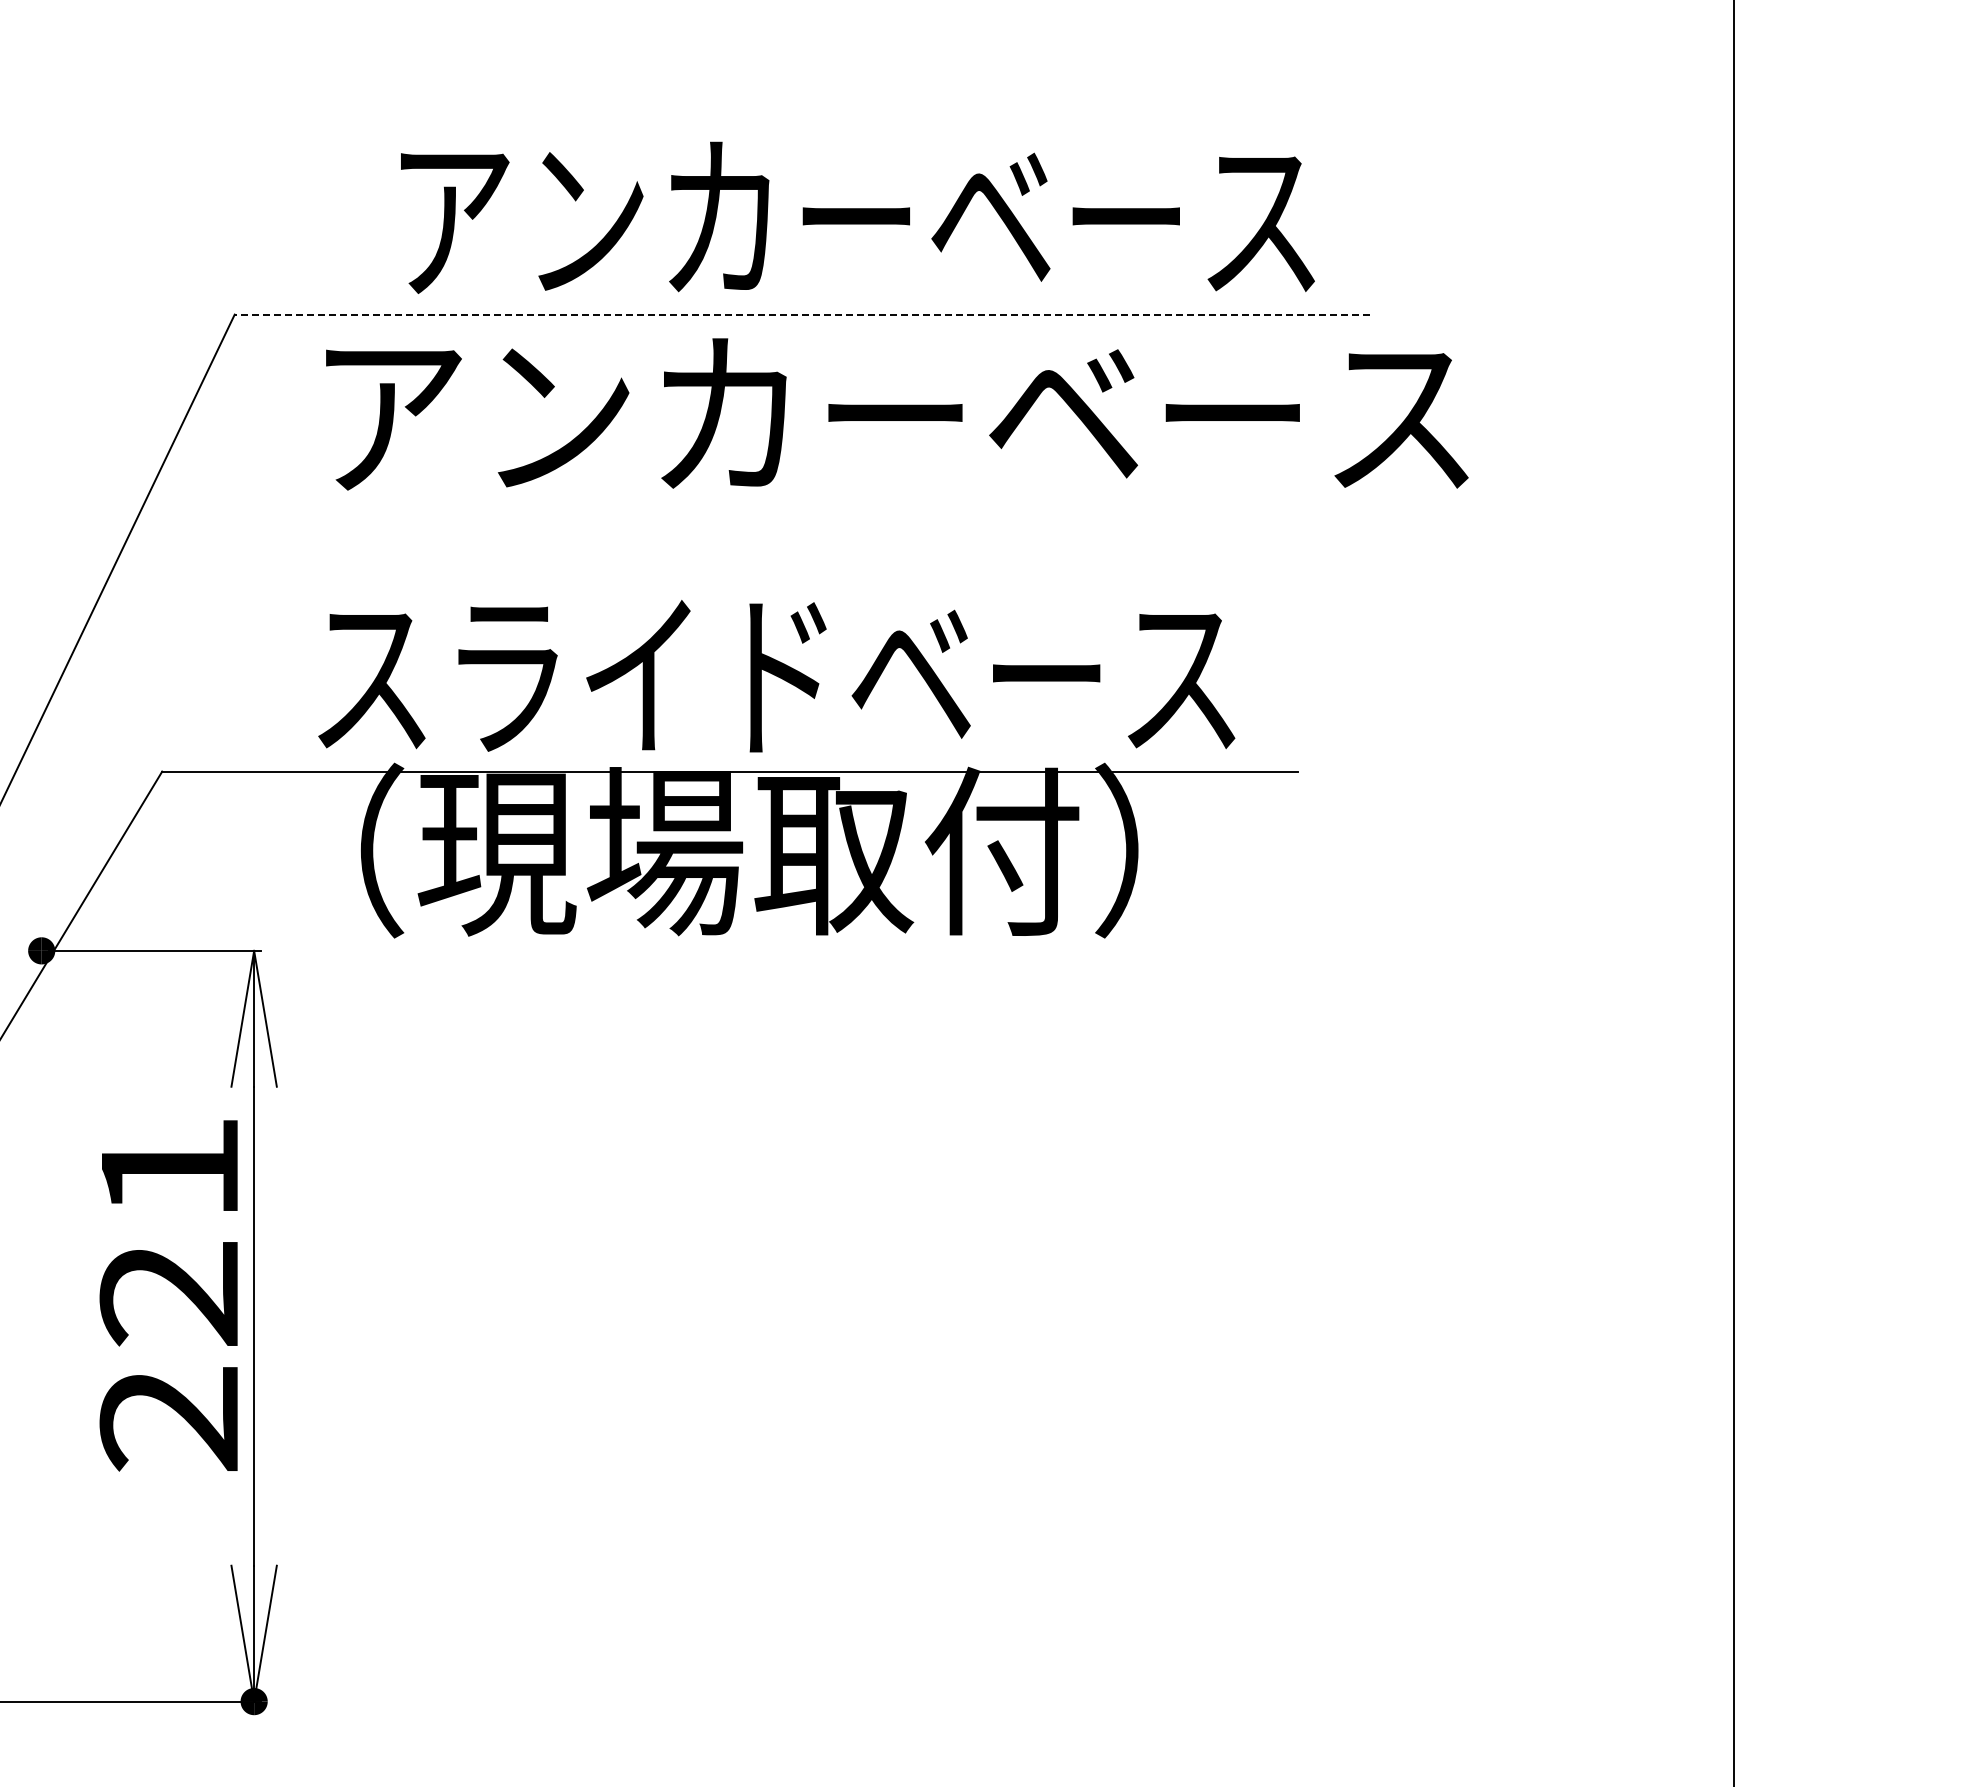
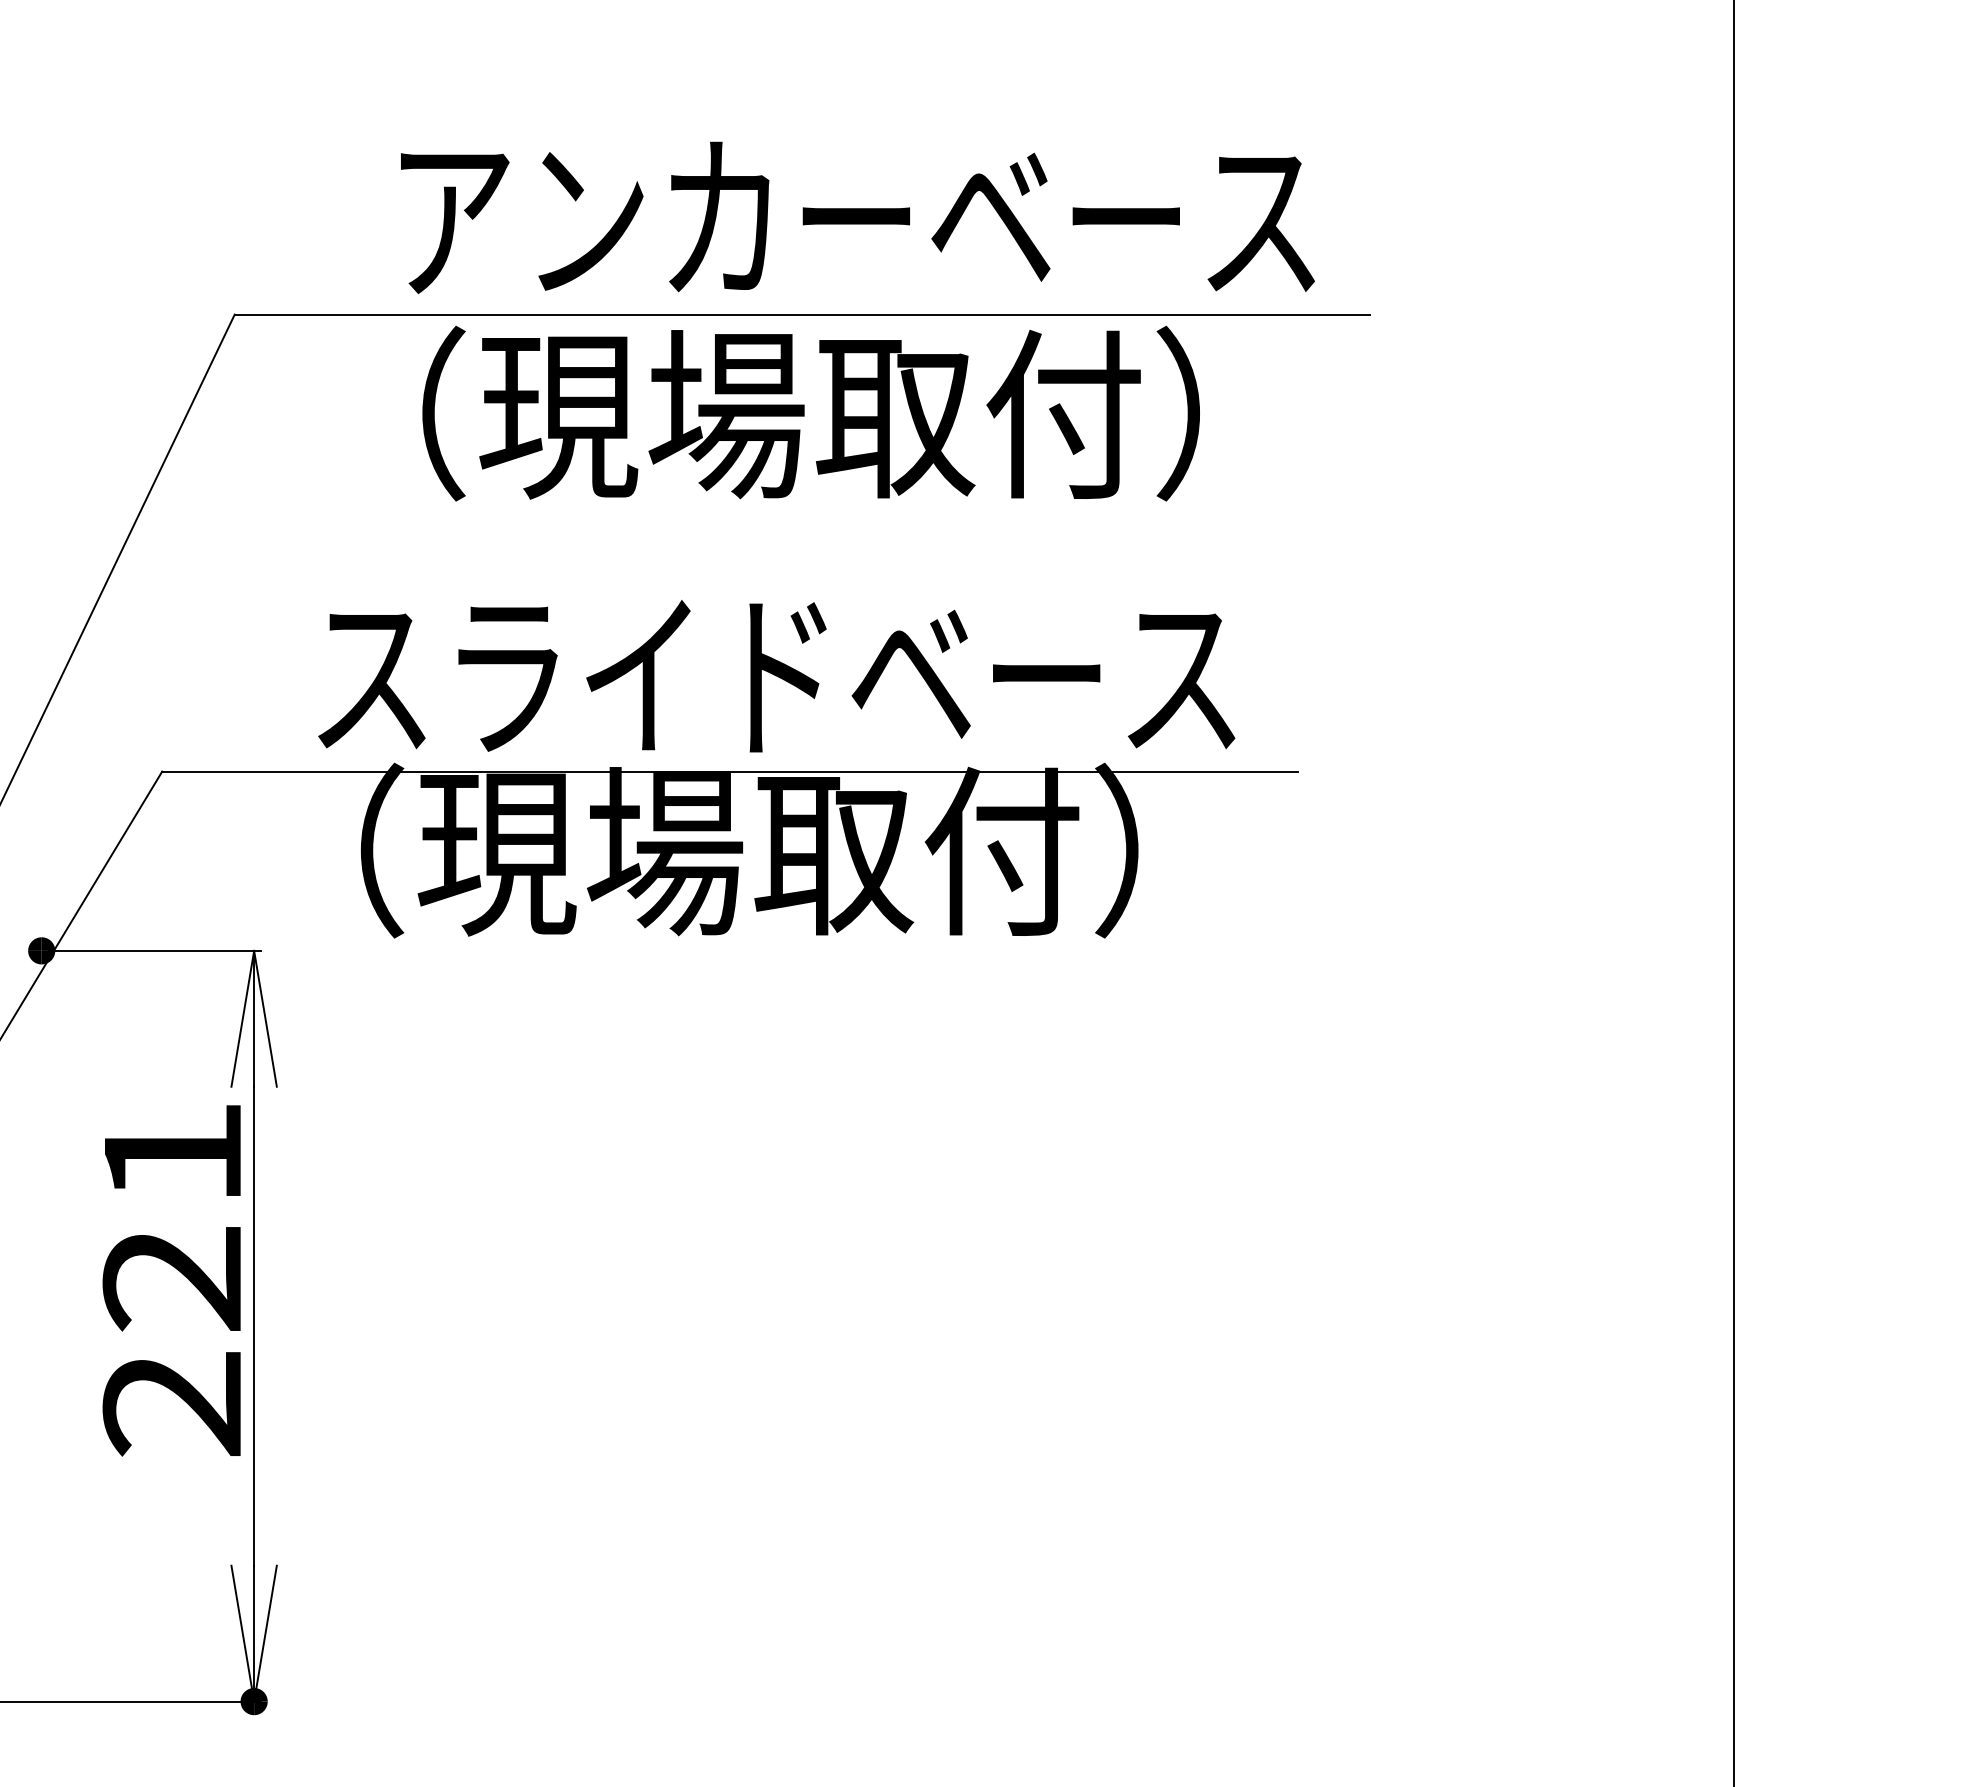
line: dashed -> solid (802, 314)
text: アンカーベース -> （現場取付） (897, 413)
text position: (168, 1295) -> (171, 1280) (171, 1280)
